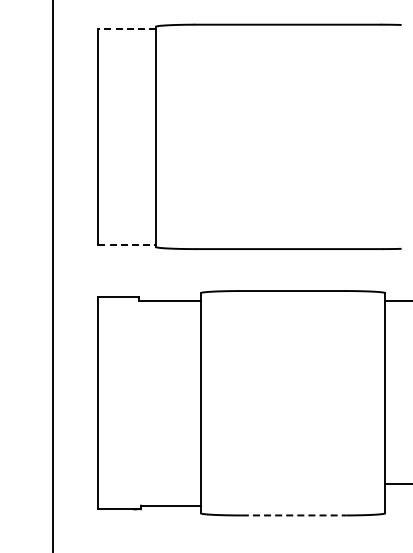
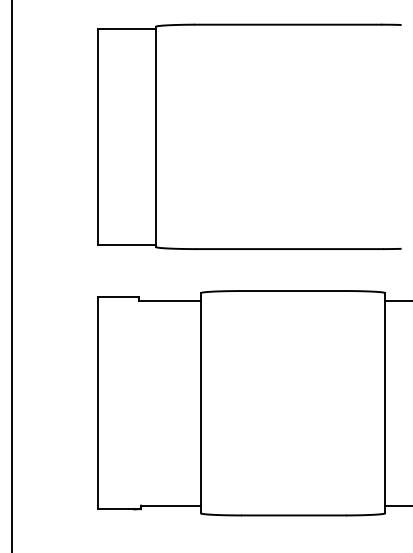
line: dashed -> solid (127, 28)
line: dashed -> solid (127, 245)
line position: (53, 275) -> (12, 275) (12, 275)
line position: (397, 483) -> (397, 505) (397, 505)
line: dashed -> solid (294, 515)
